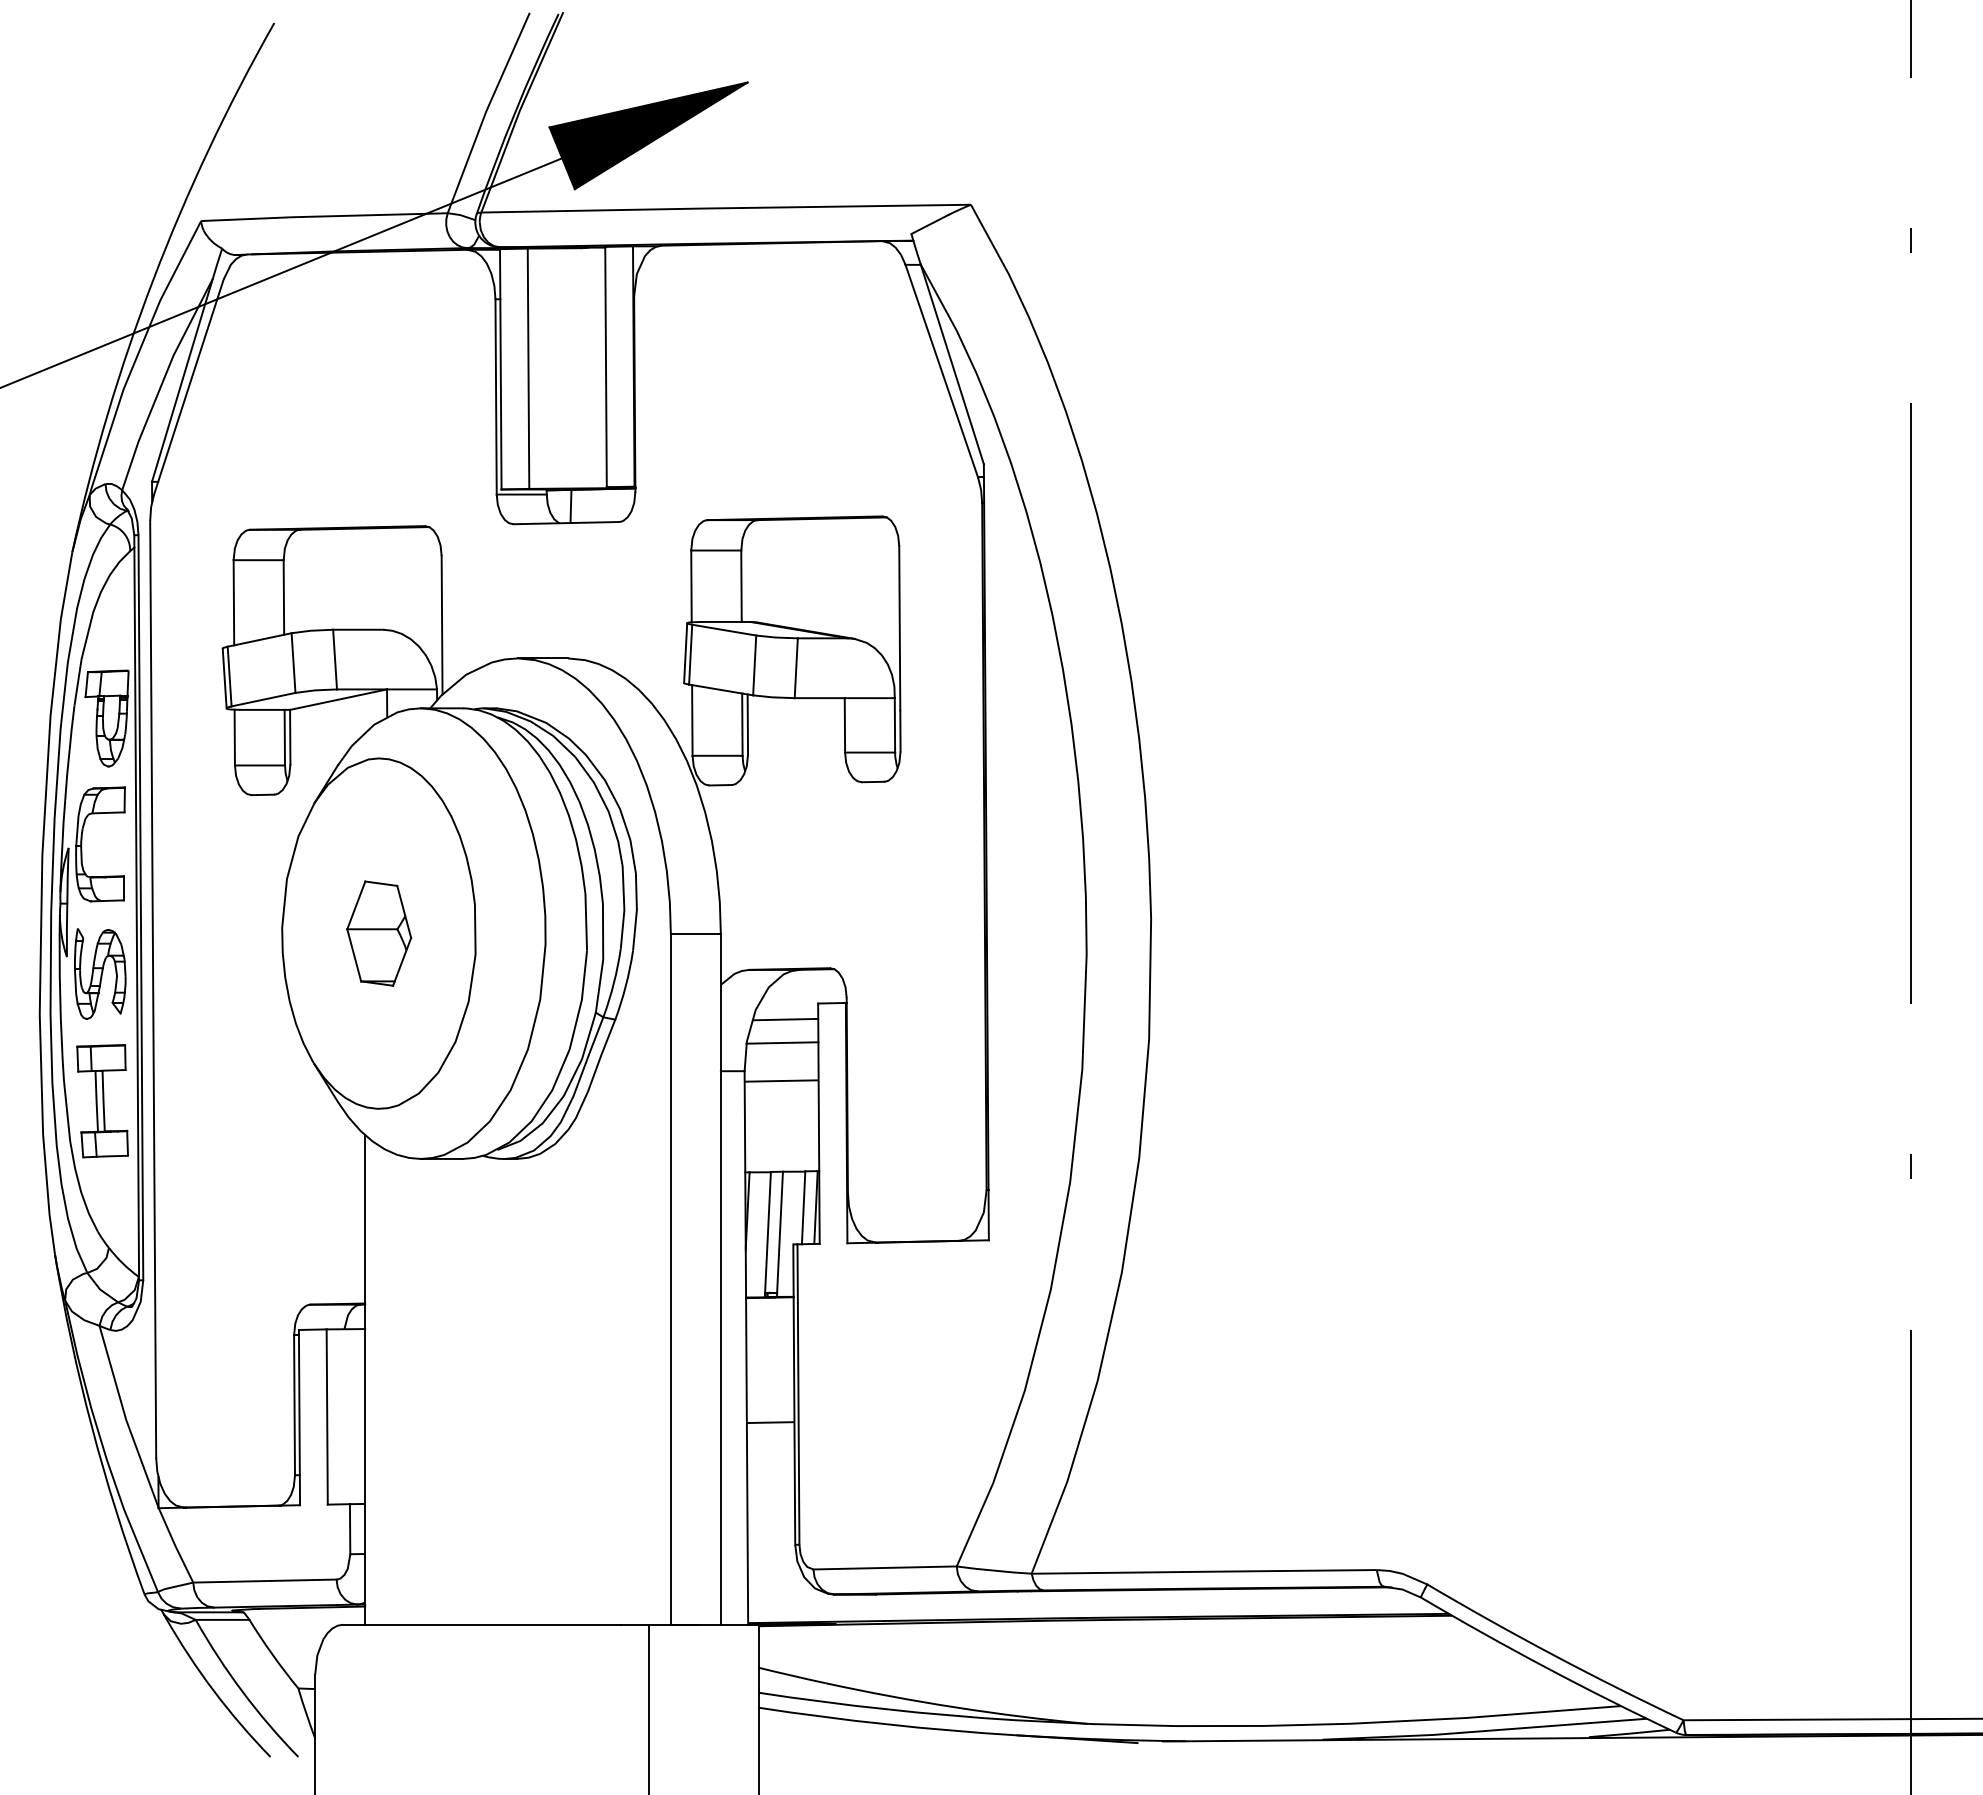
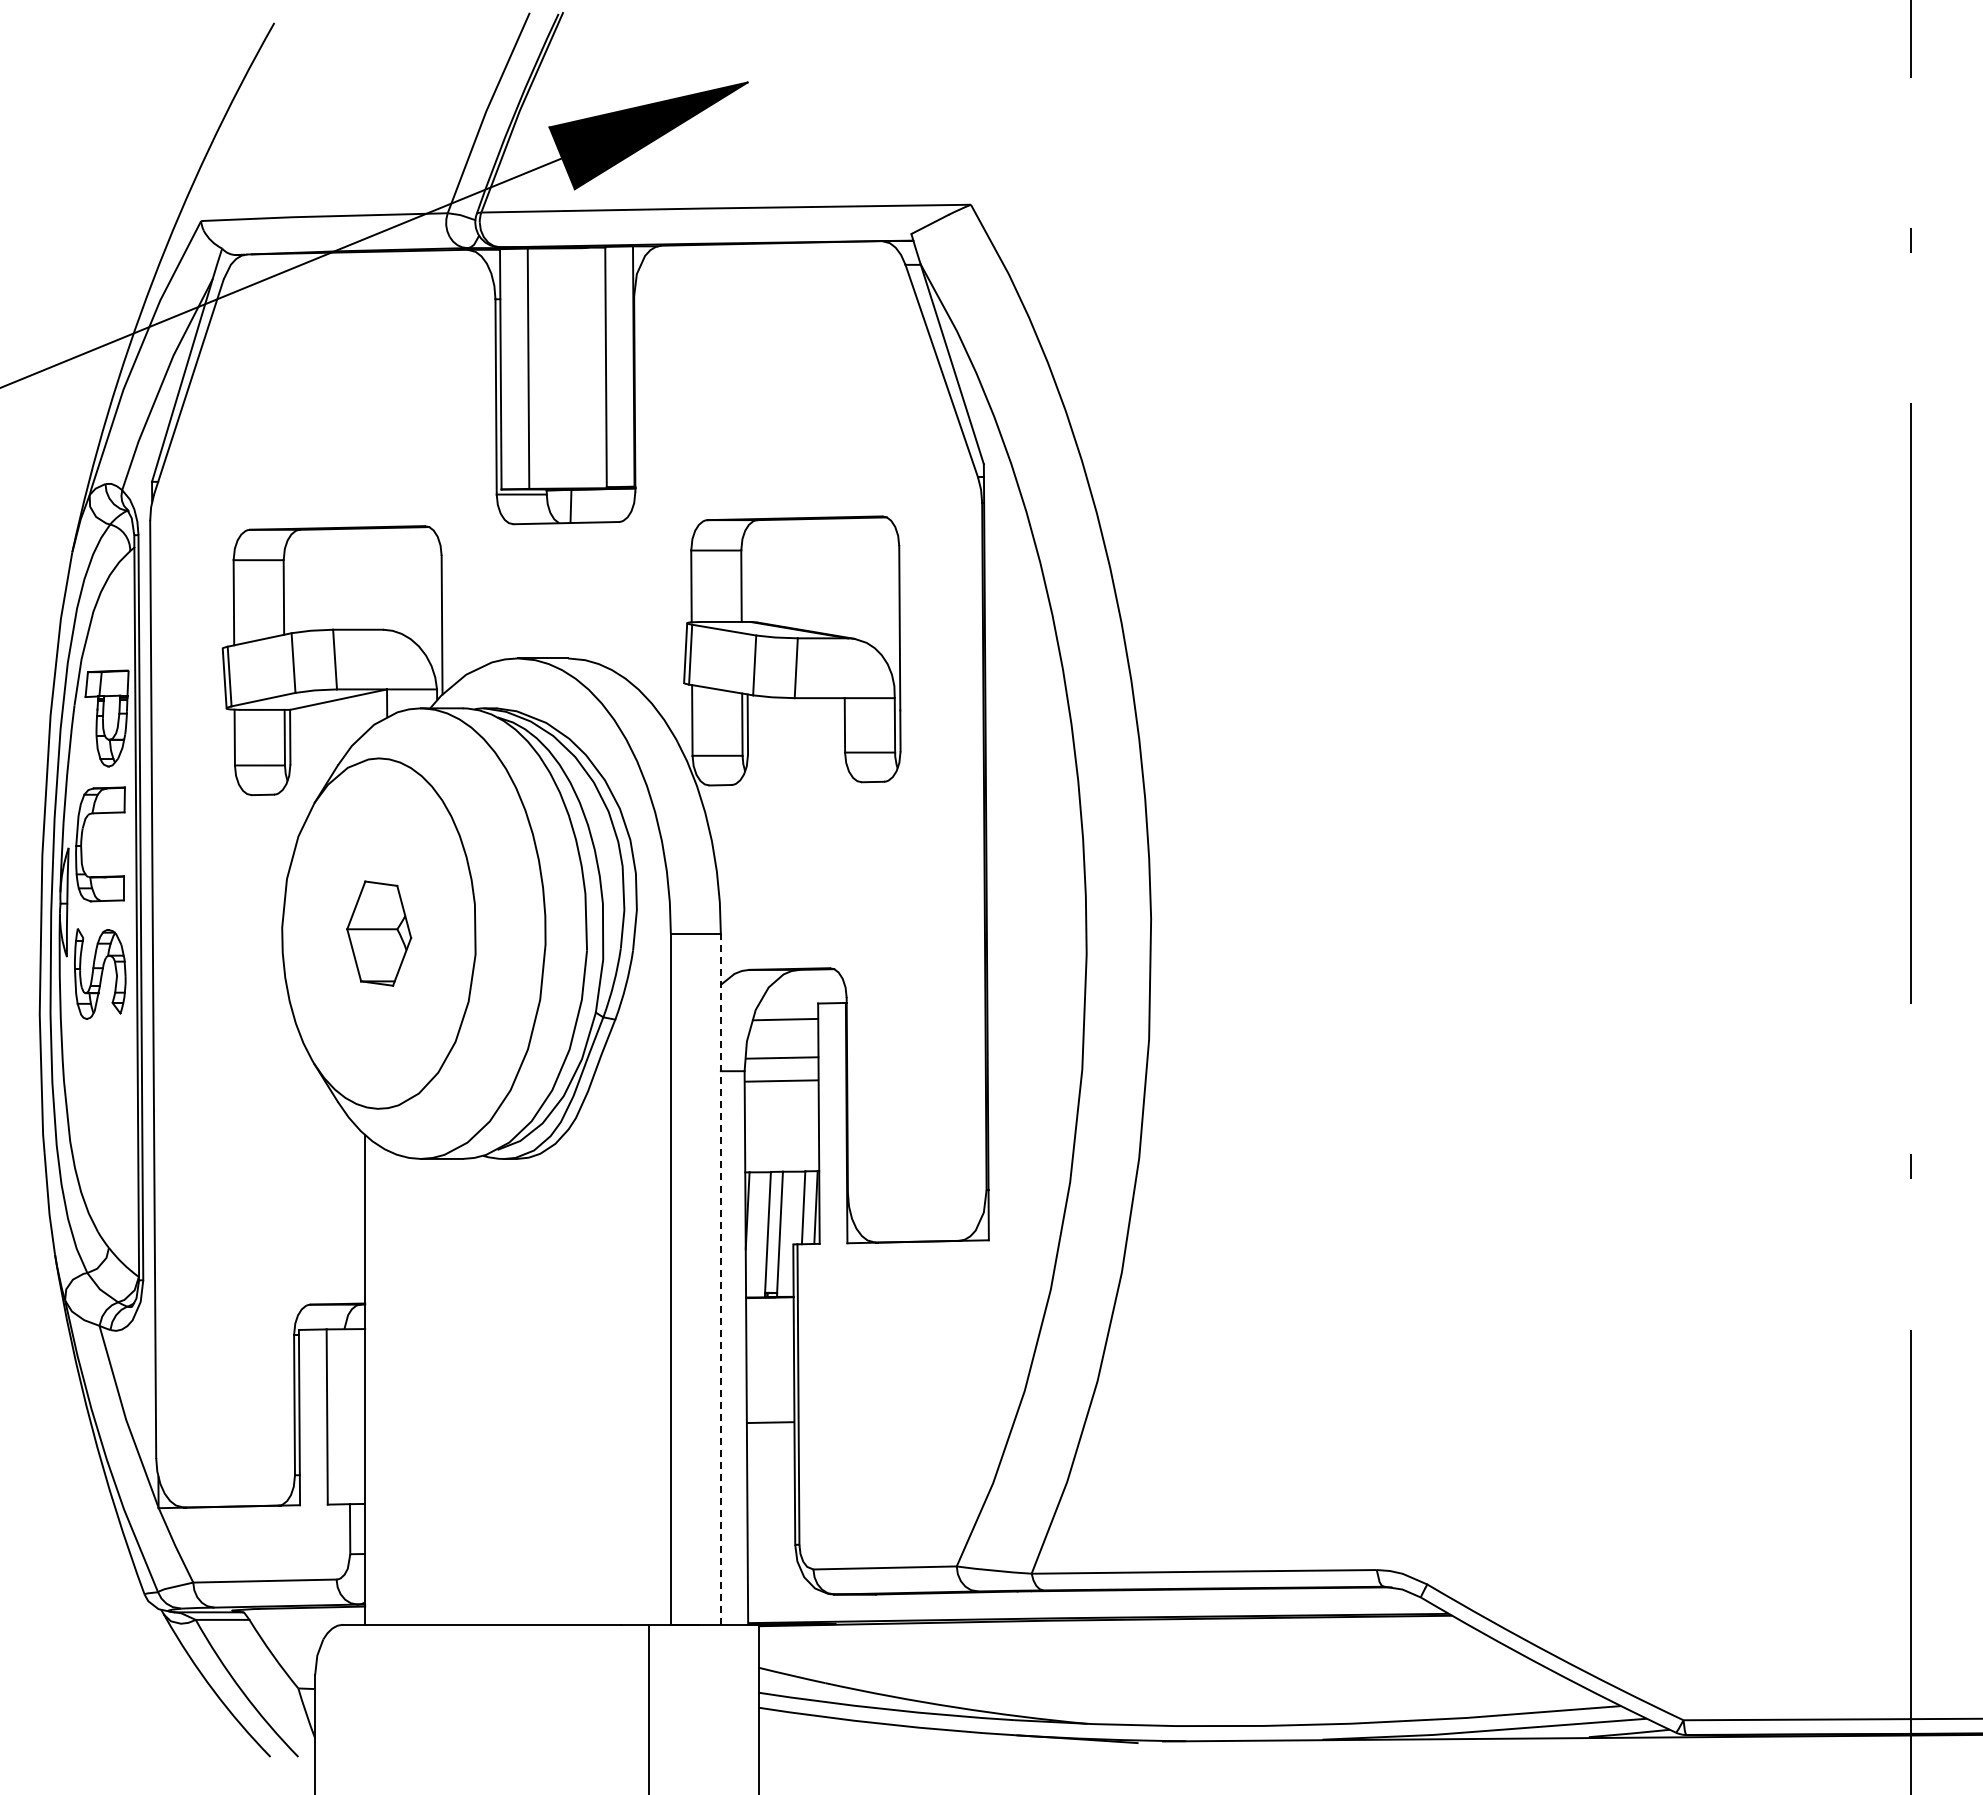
line position: (782, 1042) -> (782, 1057) (782, 1057)
part: present -> none (102, 1101)
line: solid -> dashed (720, 1278)
